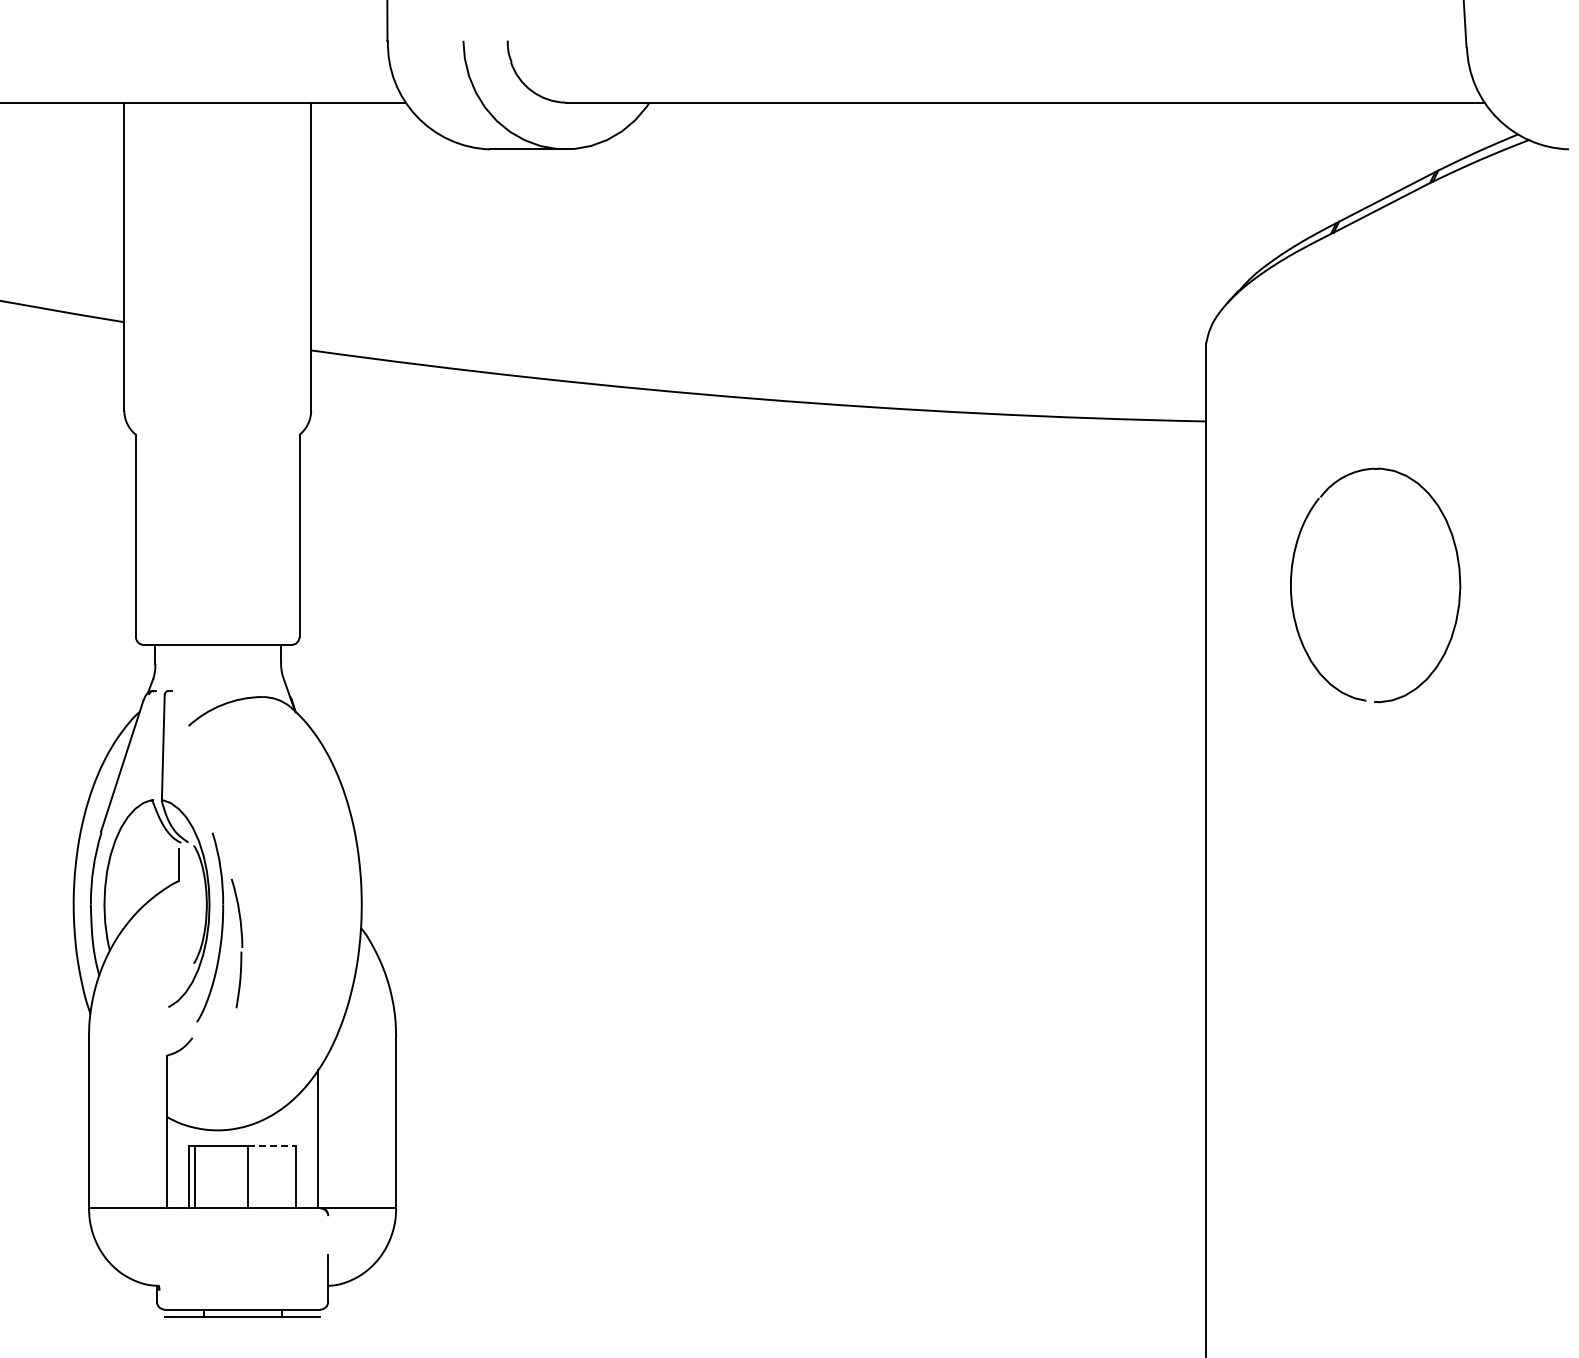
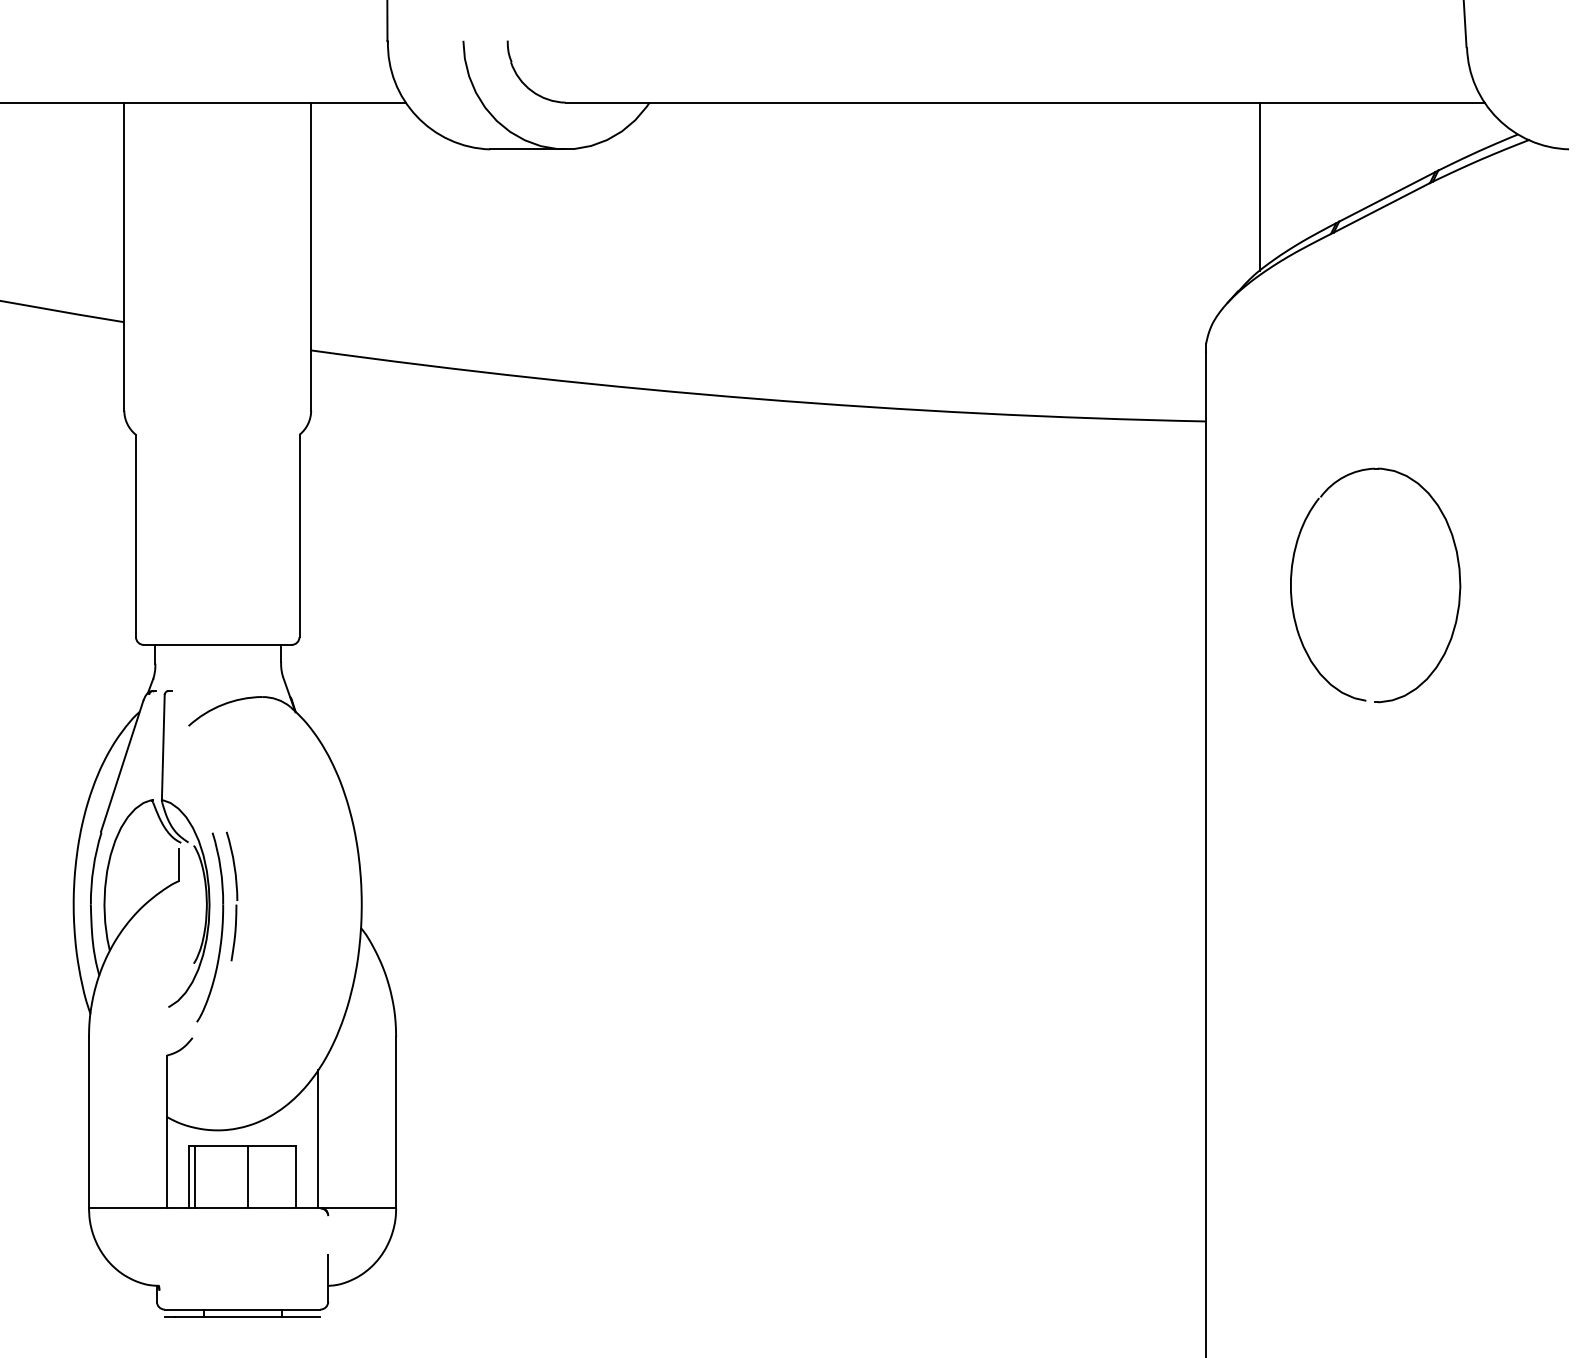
line: none -> present (1259, 186)
part position: (236, 943) -> (231, 896) (231, 896)
line: dashed -> solid (272, 1146)
